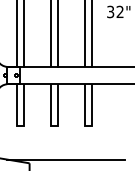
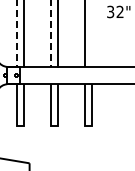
line: solid -> dashed (17, 33)
line: solid -> dashed (51, 33)
line: present -> none (91, 34)
line: present -> none (65, 159)
